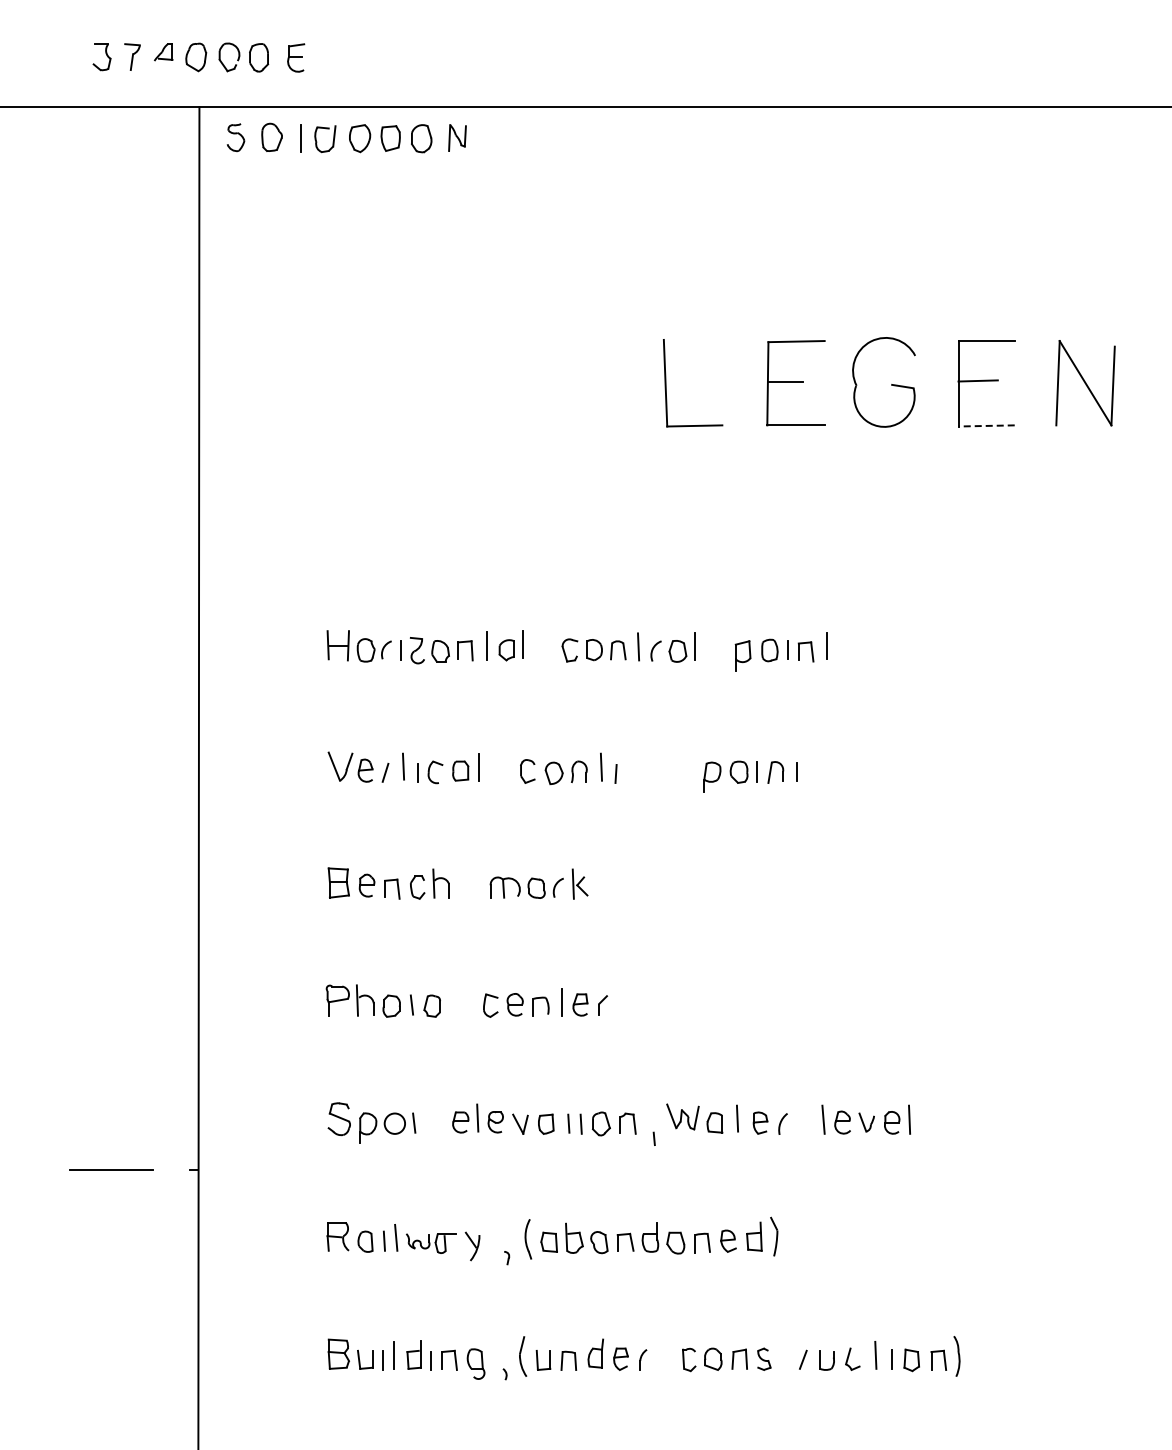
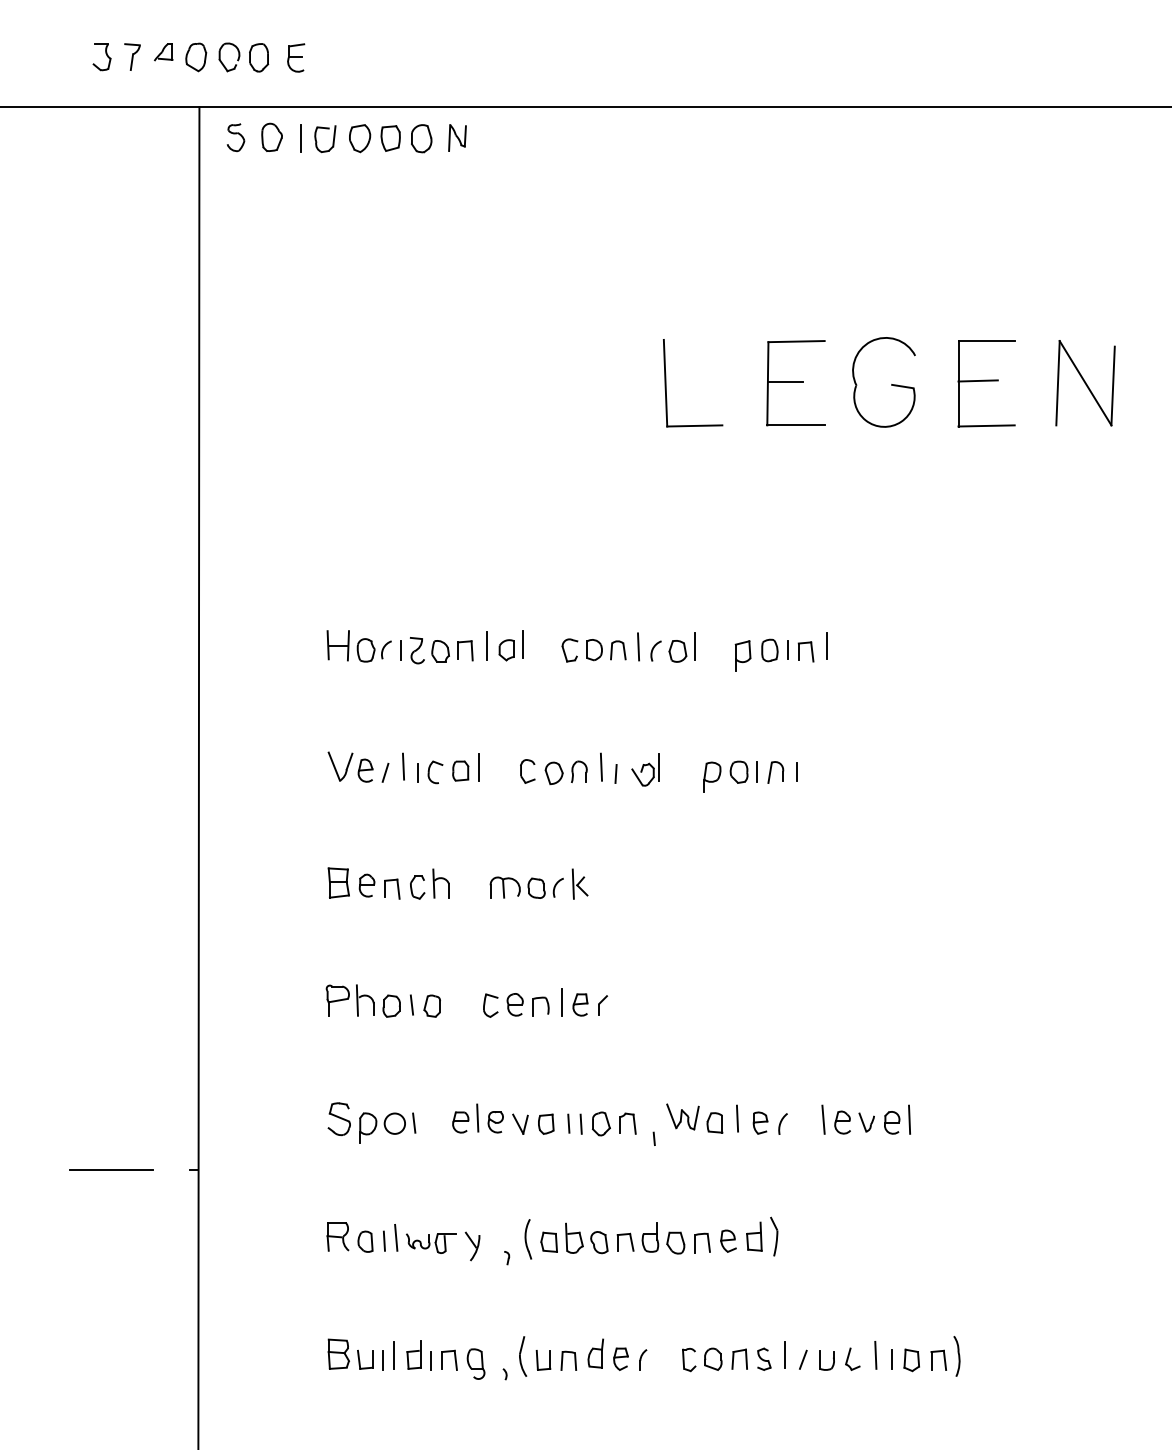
line: dashed -> solid (986, 425)
part: none -> present (645, 769)
line: none -> present (785, 1354)
